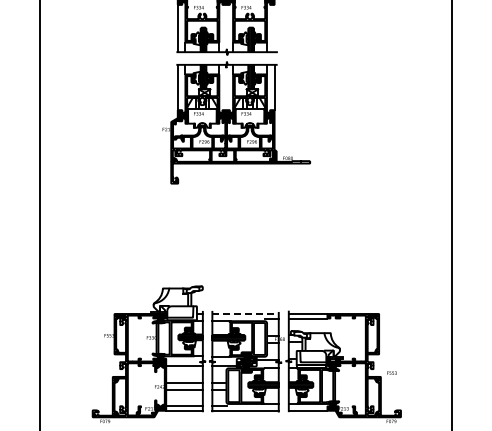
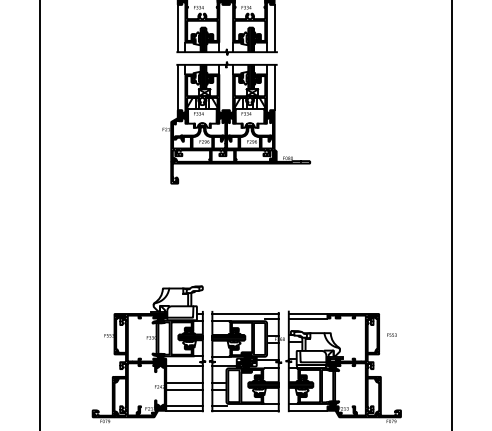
line: none -> present (274, 28)
line: dashed -> solid (246, 313)
text position: (391, 372) -> (391, 334) (391, 334)
